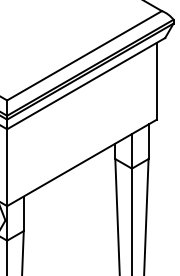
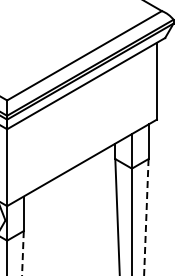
line: solid -> dashed (146, 217)
line: solid -> dashed (22, 253)
